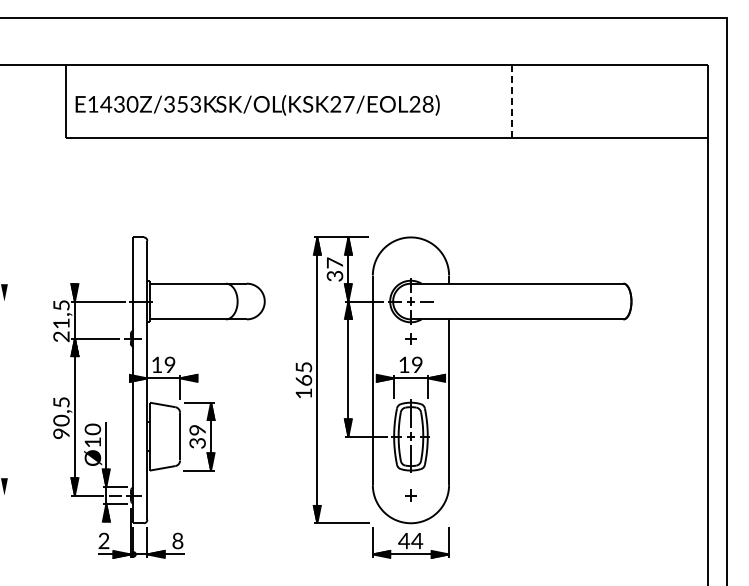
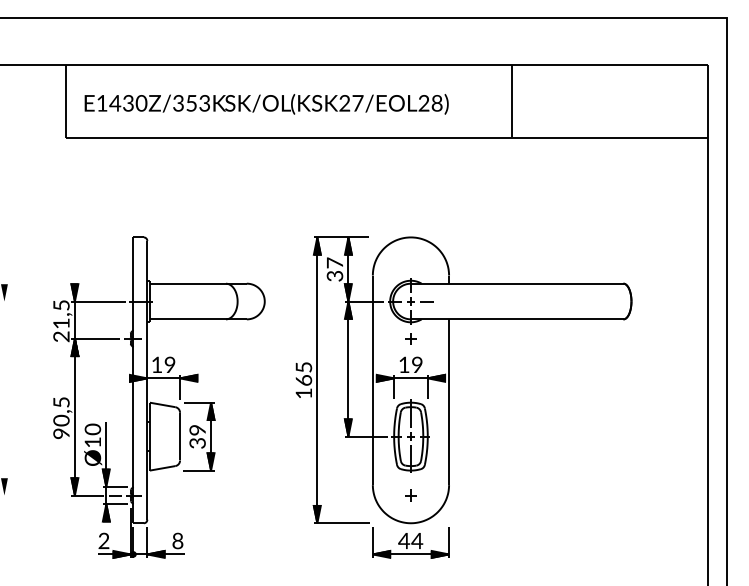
line: dashed -> solid (511, 101)
text position: (257, 105) -> (266, 104) (266, 104)
